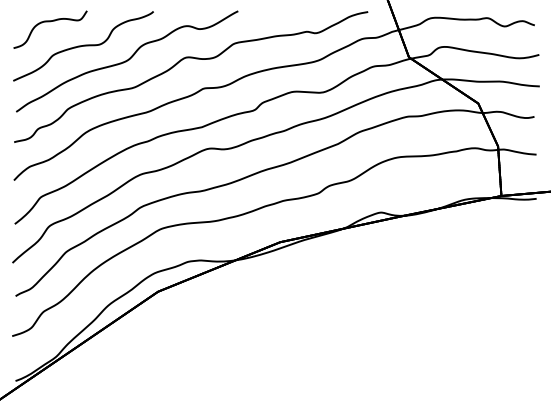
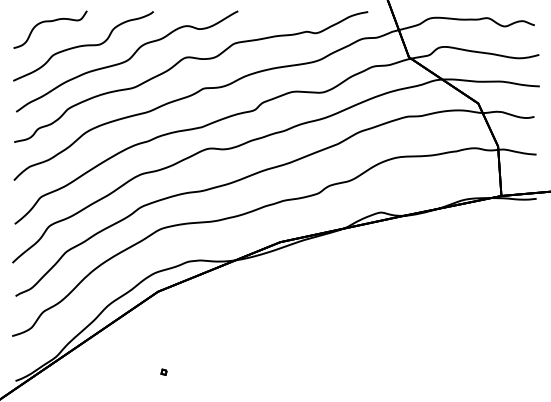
part: none -> present (163, 371)
